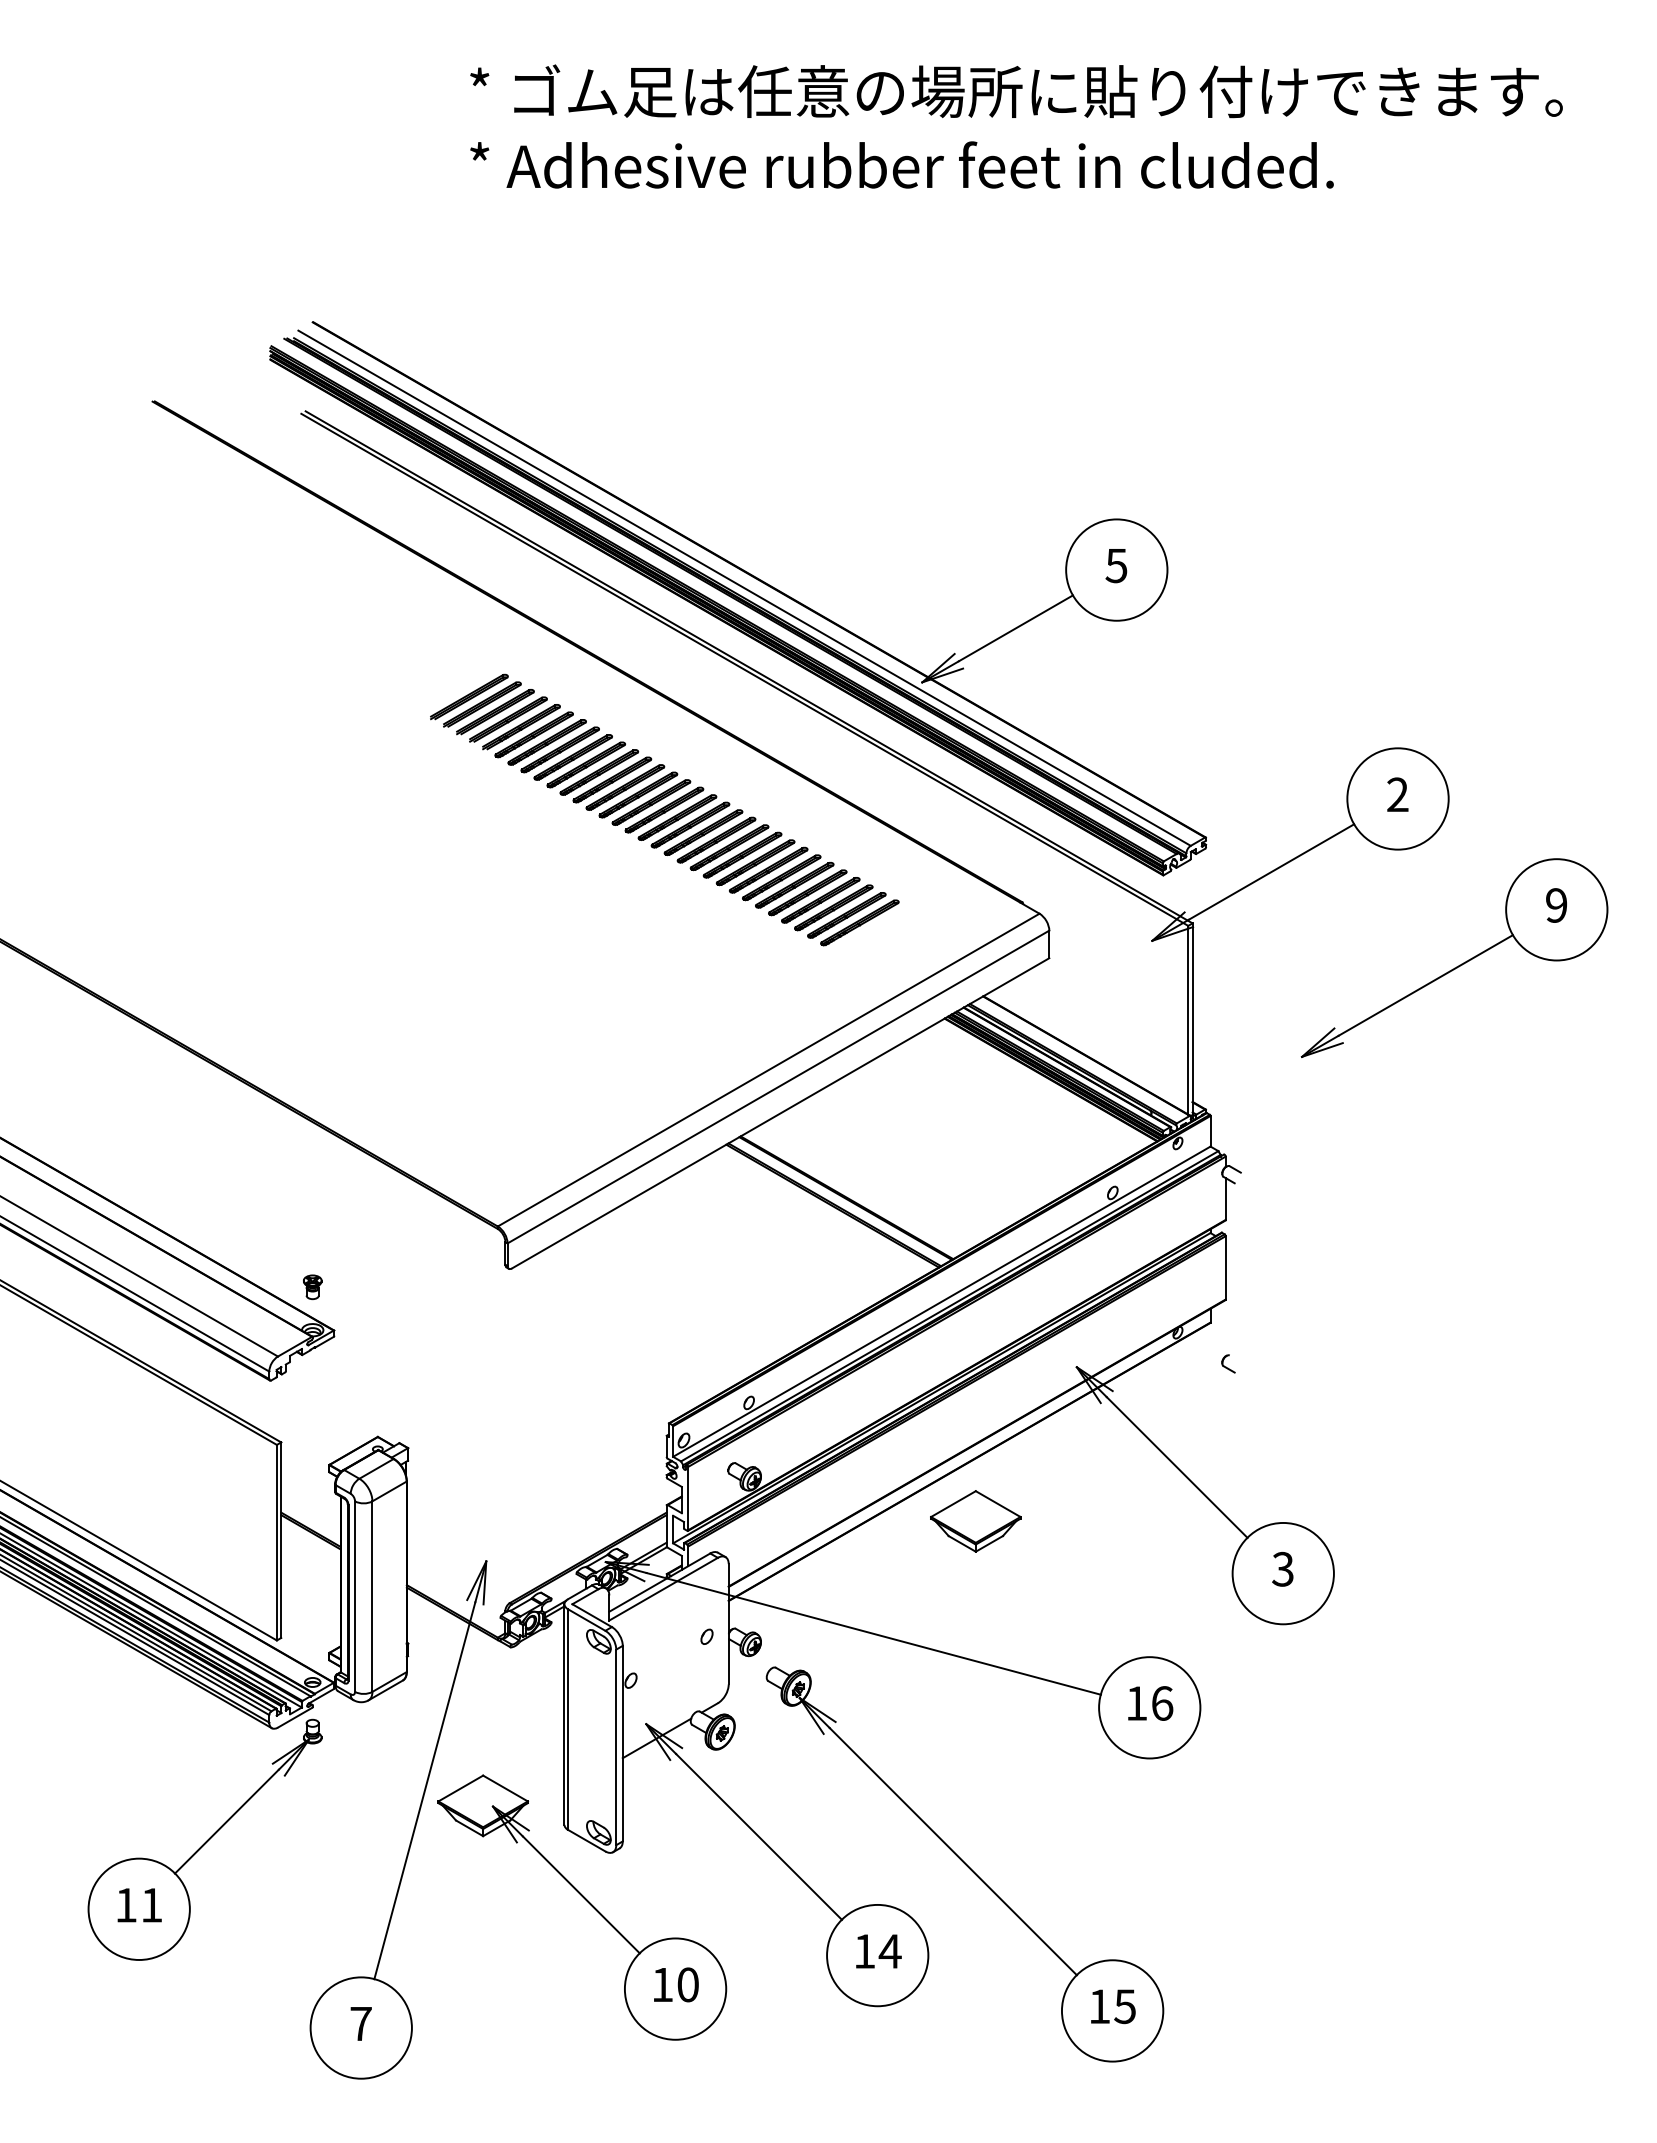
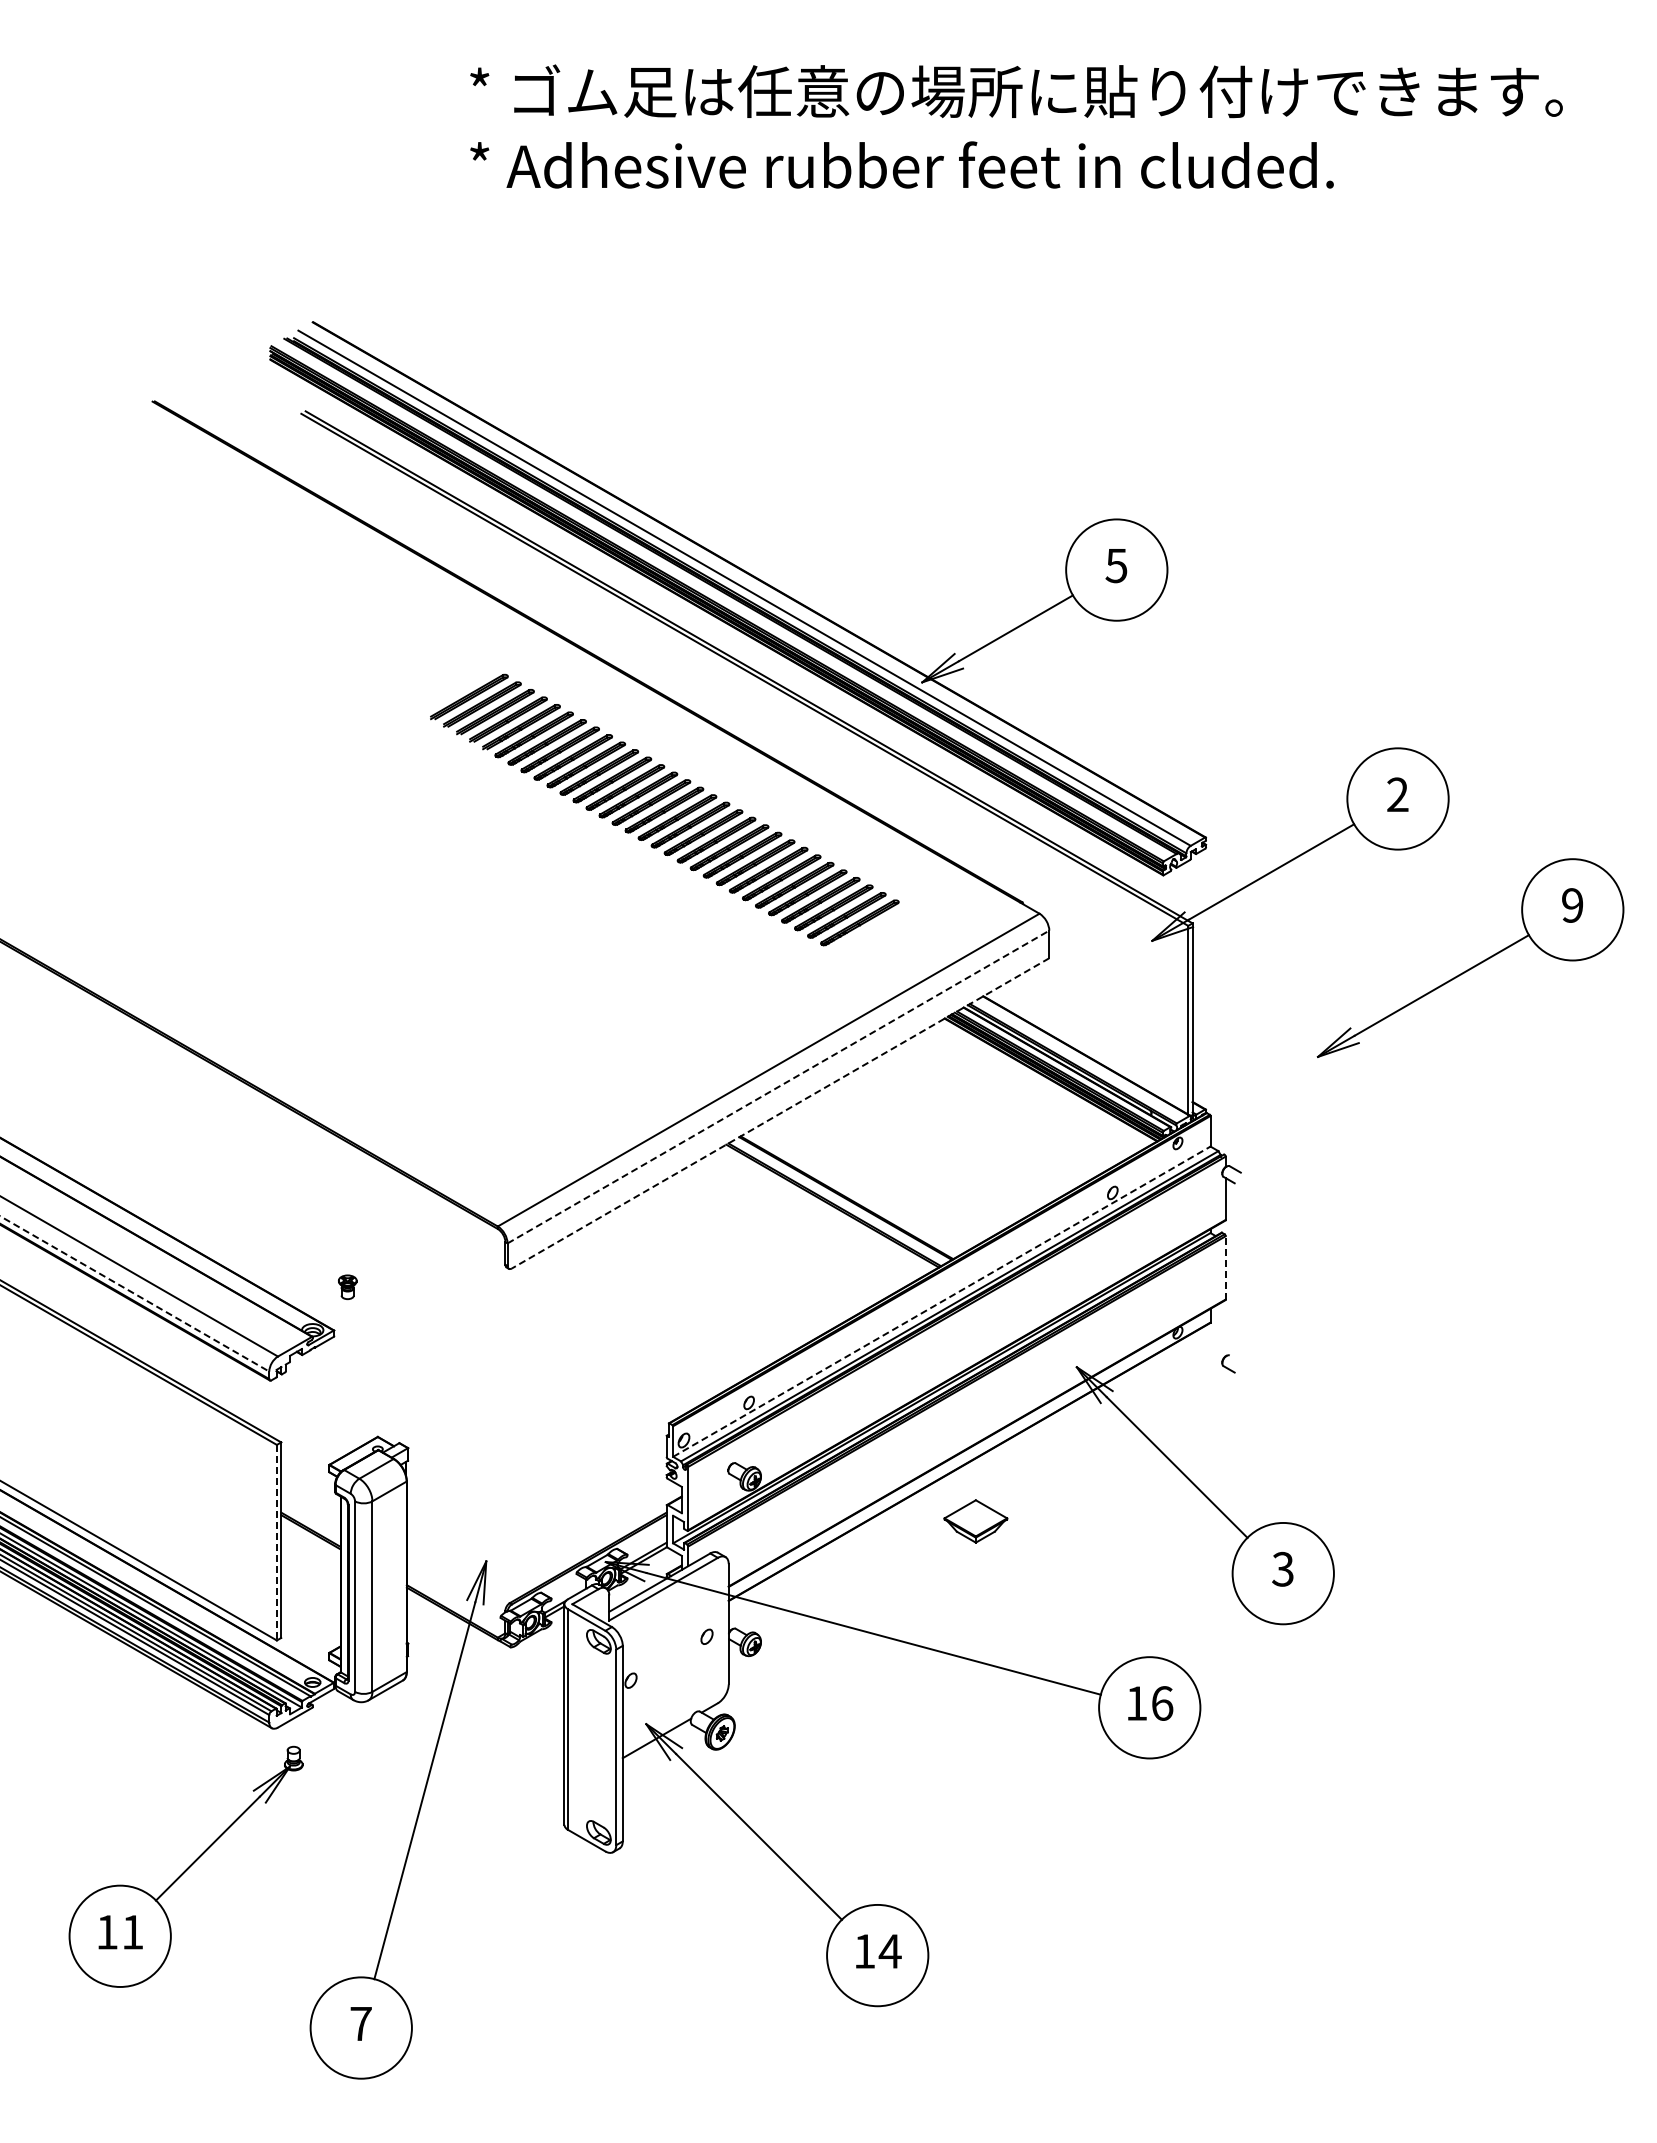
part position: (1459, 964) -> (1475, 964) (1475, 964)
line: solid -> dashed (778, 1087)
line: solid -> dashed (780, 1113)
line: solid -> dashed (1225, 1267)
part position: (312, 1287) -> (347, 1287) (347, 1287)
line: solid -> dashed (135, 1294)
line: solid -> dashed (942, 1301)
part size: 92x63 px -> 66x45 px (975, 1521)
line: solid -> dashed (276, 1542)
part position: (204, 1839) -> (185, 1866) (185, 1866)
part: present -> none (964, 1864)
part: present -> none (587, 1902)
